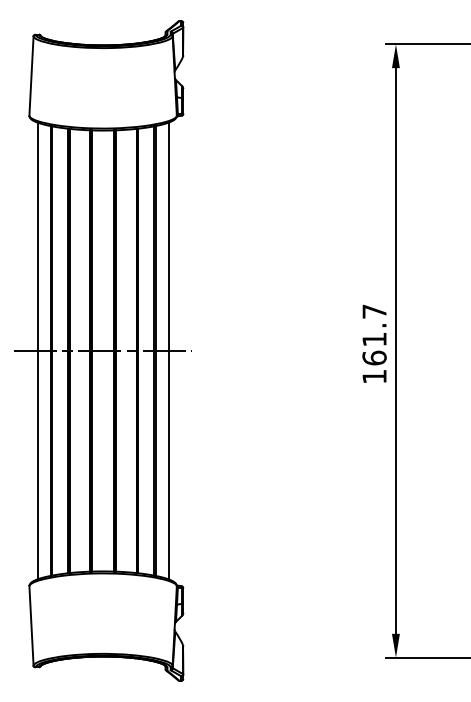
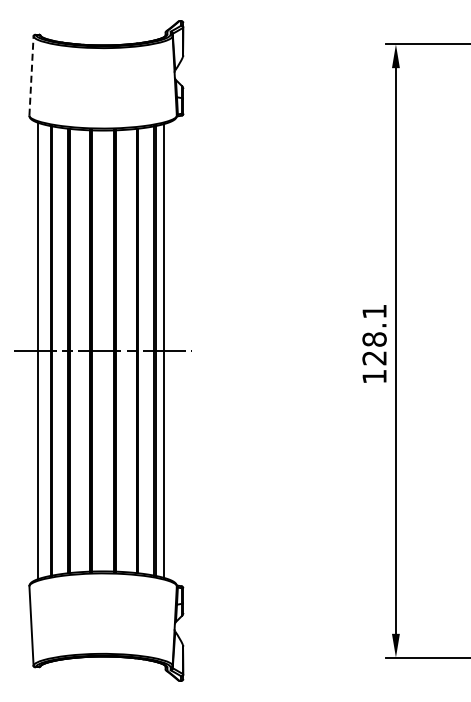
line: solid -> dashed (31, 76)
text: 161.7 -> 128.1 (374, 334)
line position: (168, 350) -> (163, 350) (163, 350)
